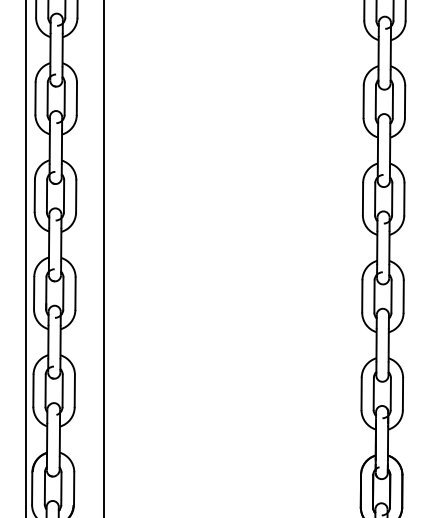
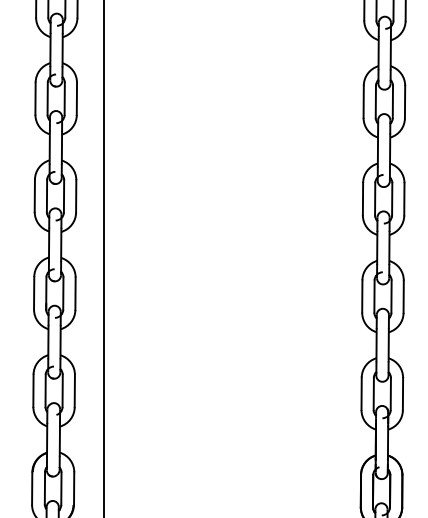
line: present -> none (26, 258)
